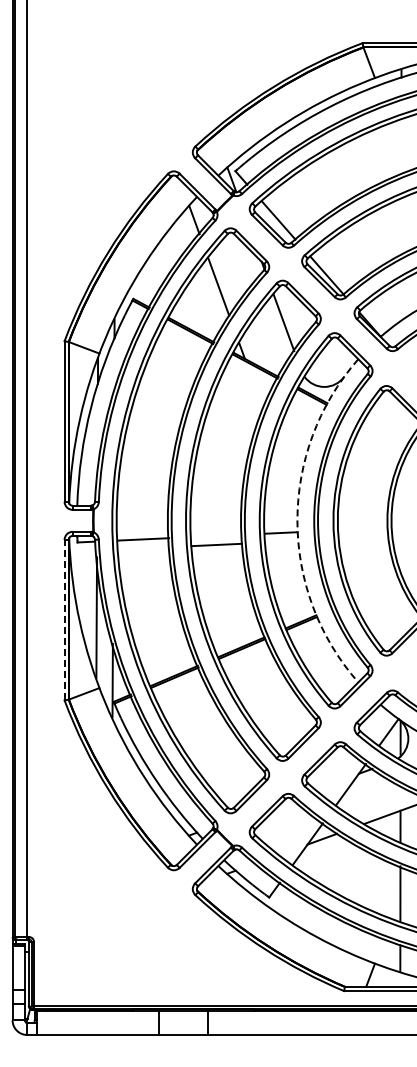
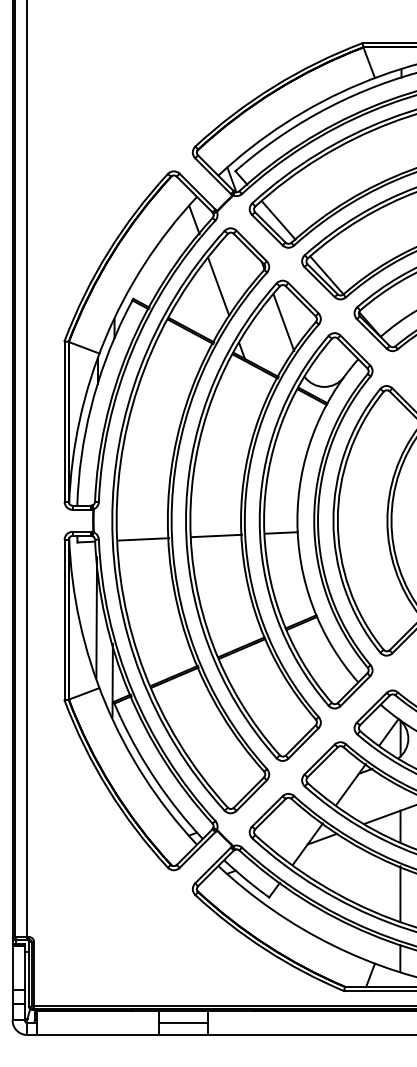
arc: dashed -> solid (297, 520)
line position: (216, 544) -> (216, 535) (216, 535)
line: dashed -> solid (64, 619)
line: none -> present (183, 1022)
